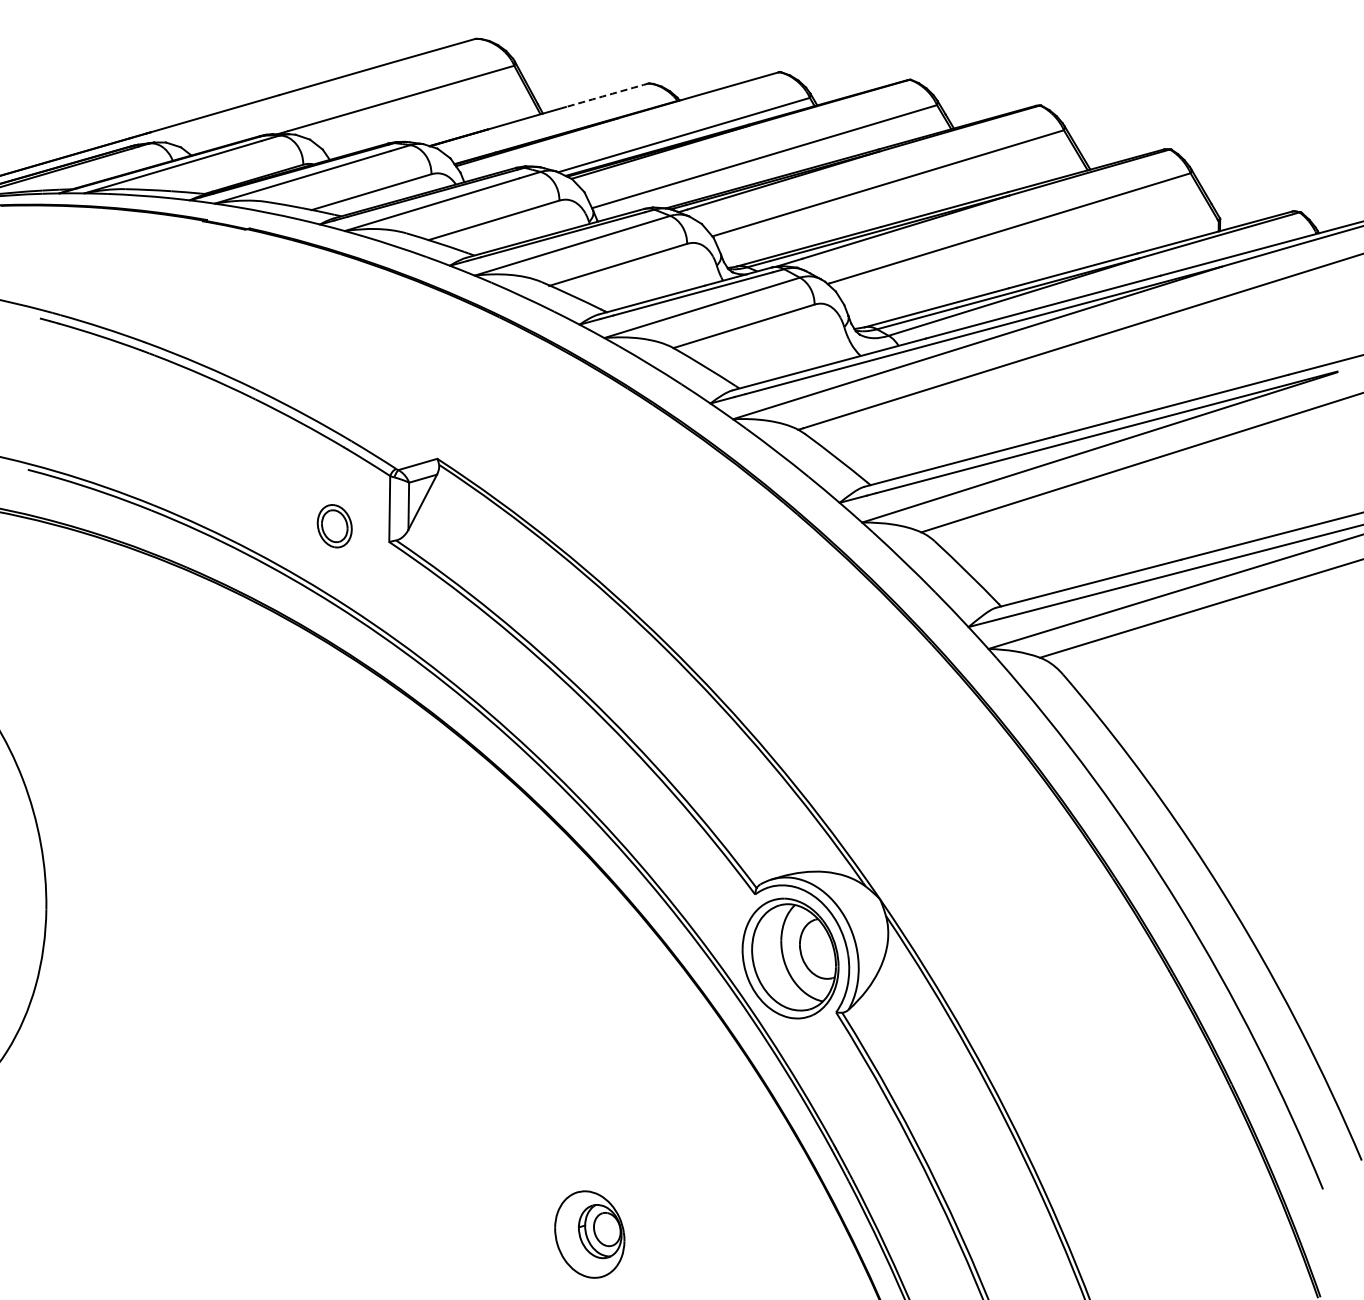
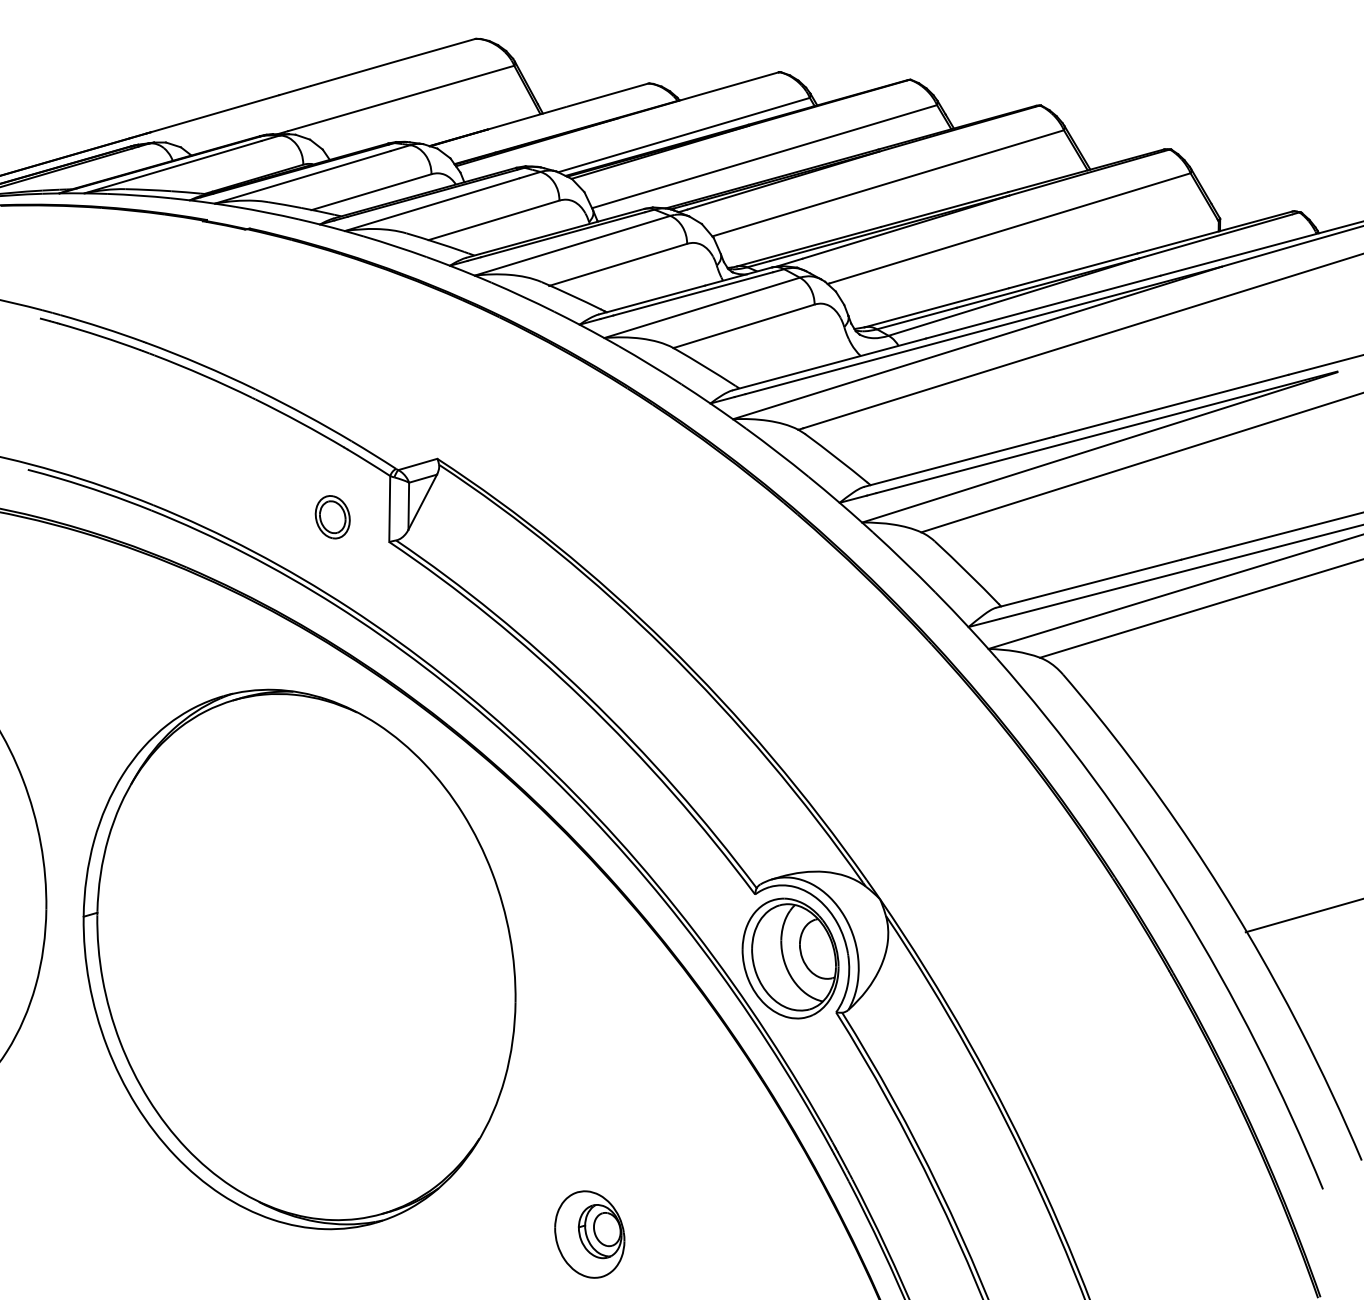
arc: dashed -> solid (607, 95)
part position: (334, 526) -> (332, 517) (332, 517)
line: none -> present (1302, 915)
part: none -> present (299, 959)
